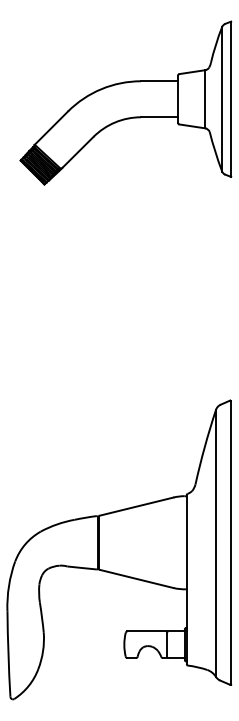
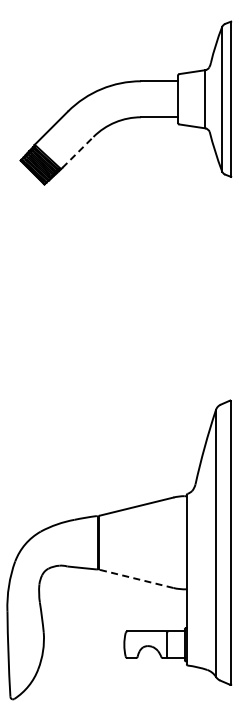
line: solid -> dashed (77, 152)
line: solid -> dashed (136, 578)
